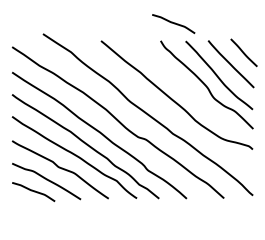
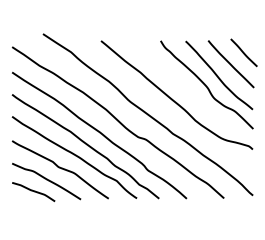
curve: present -> none (173, 23)
